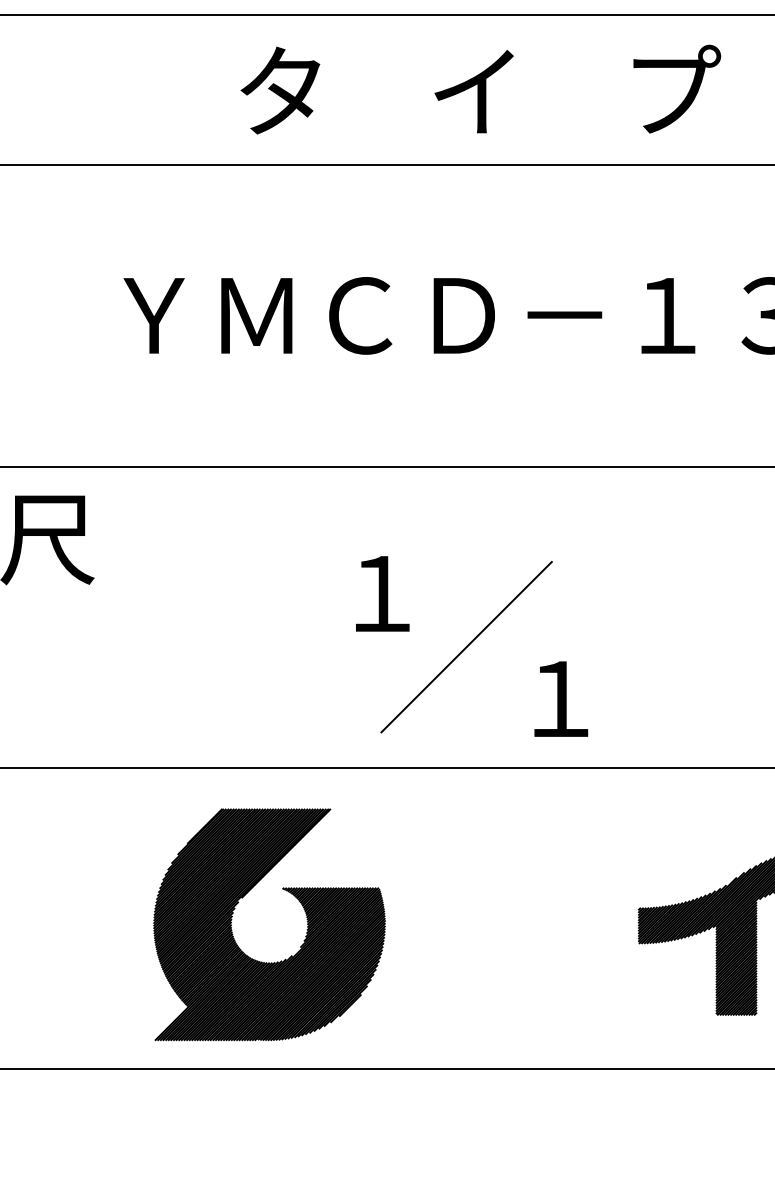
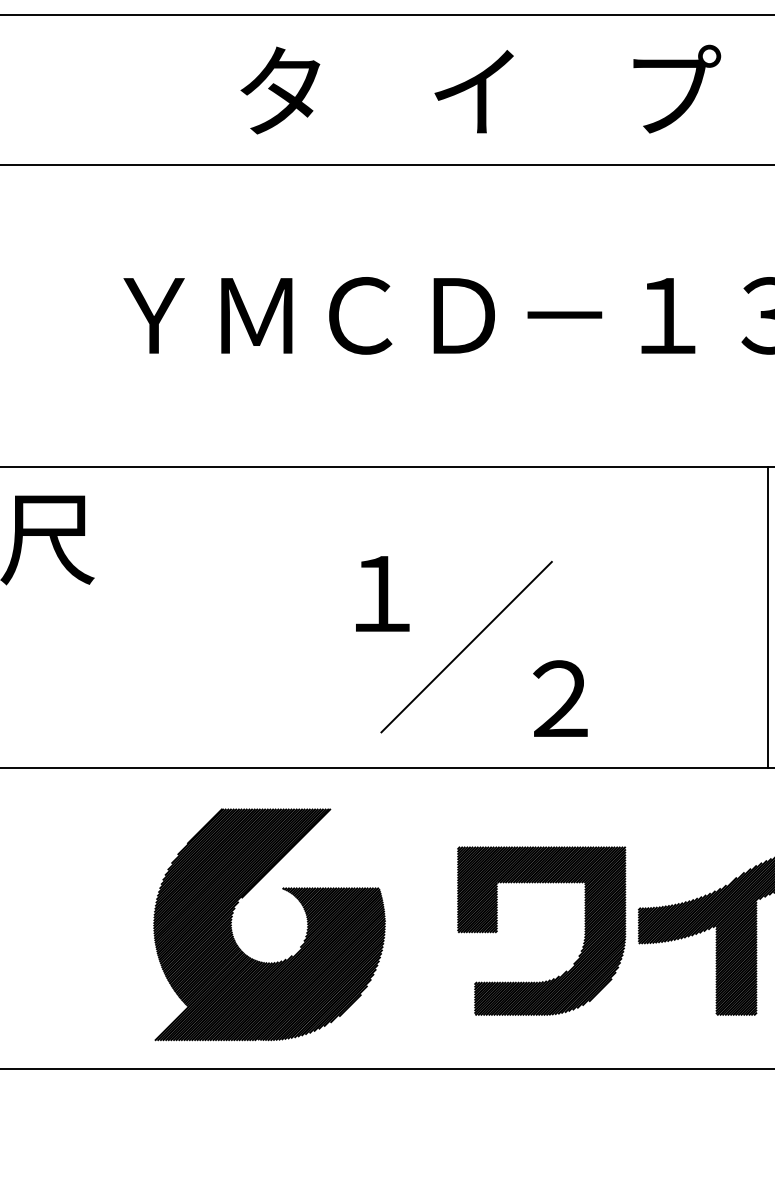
line: none -> present (767, 616)
text: １ -> ２ (560, 698)
part: none -> present (584, 929)
